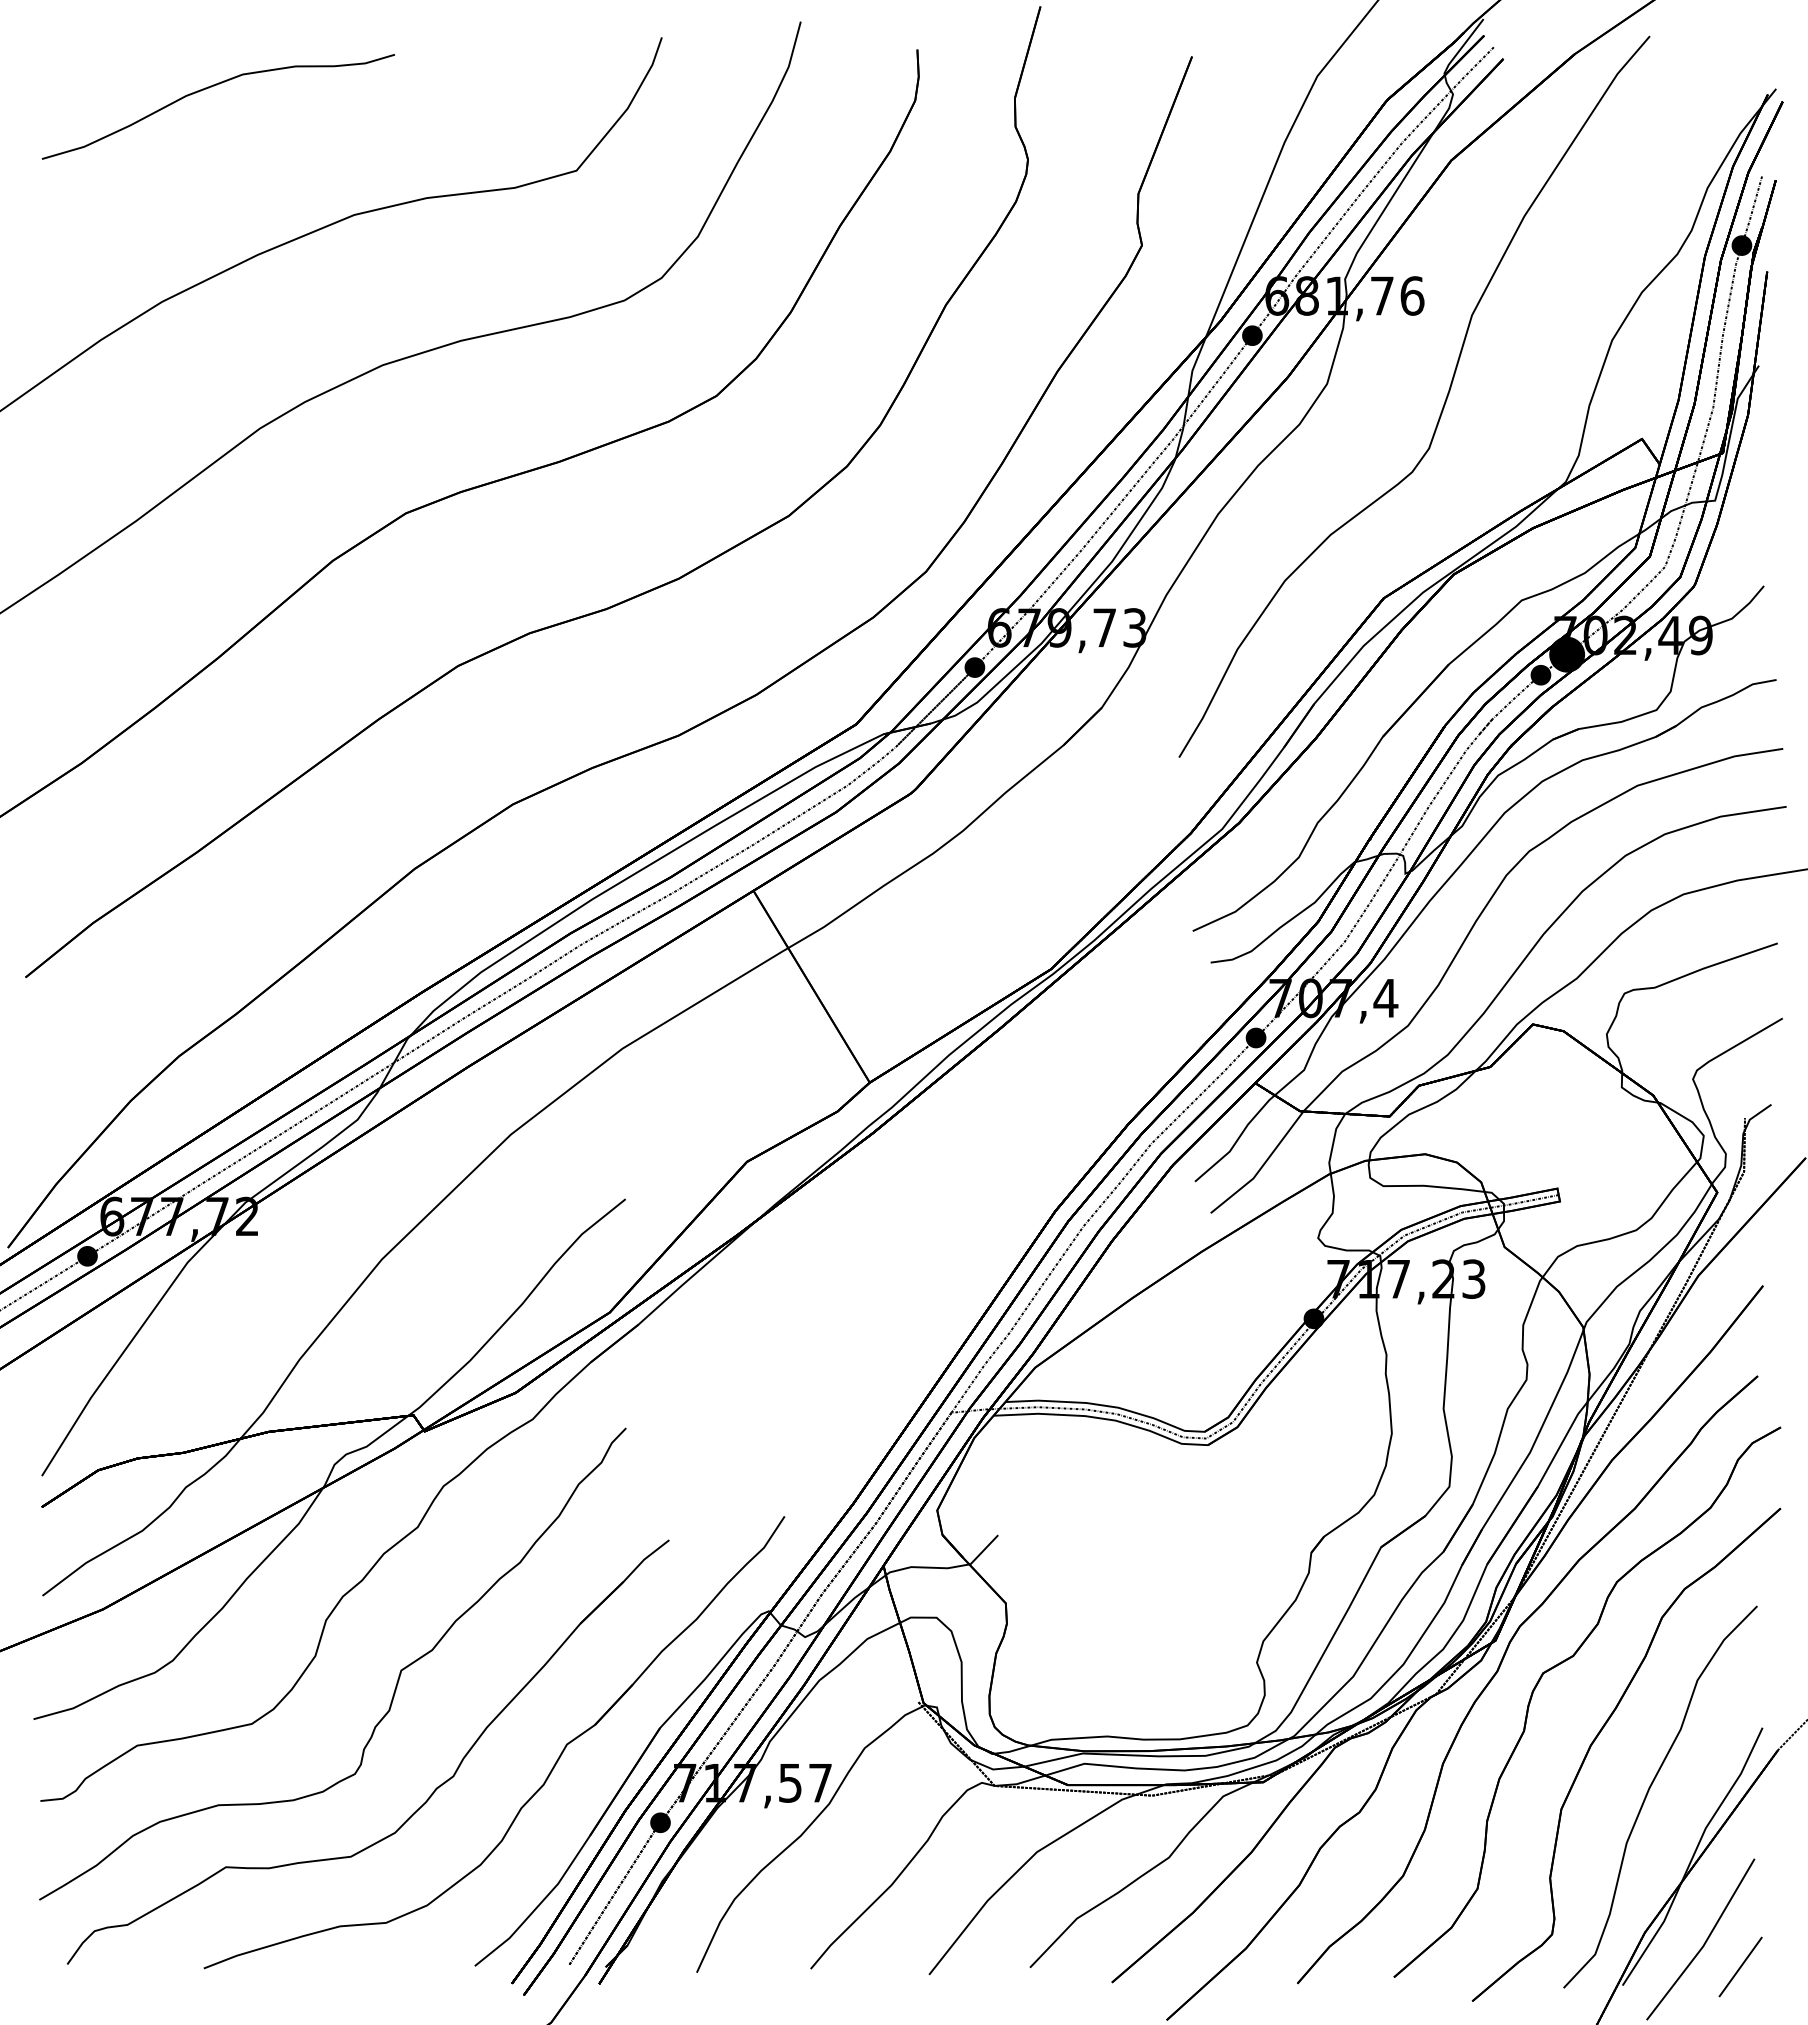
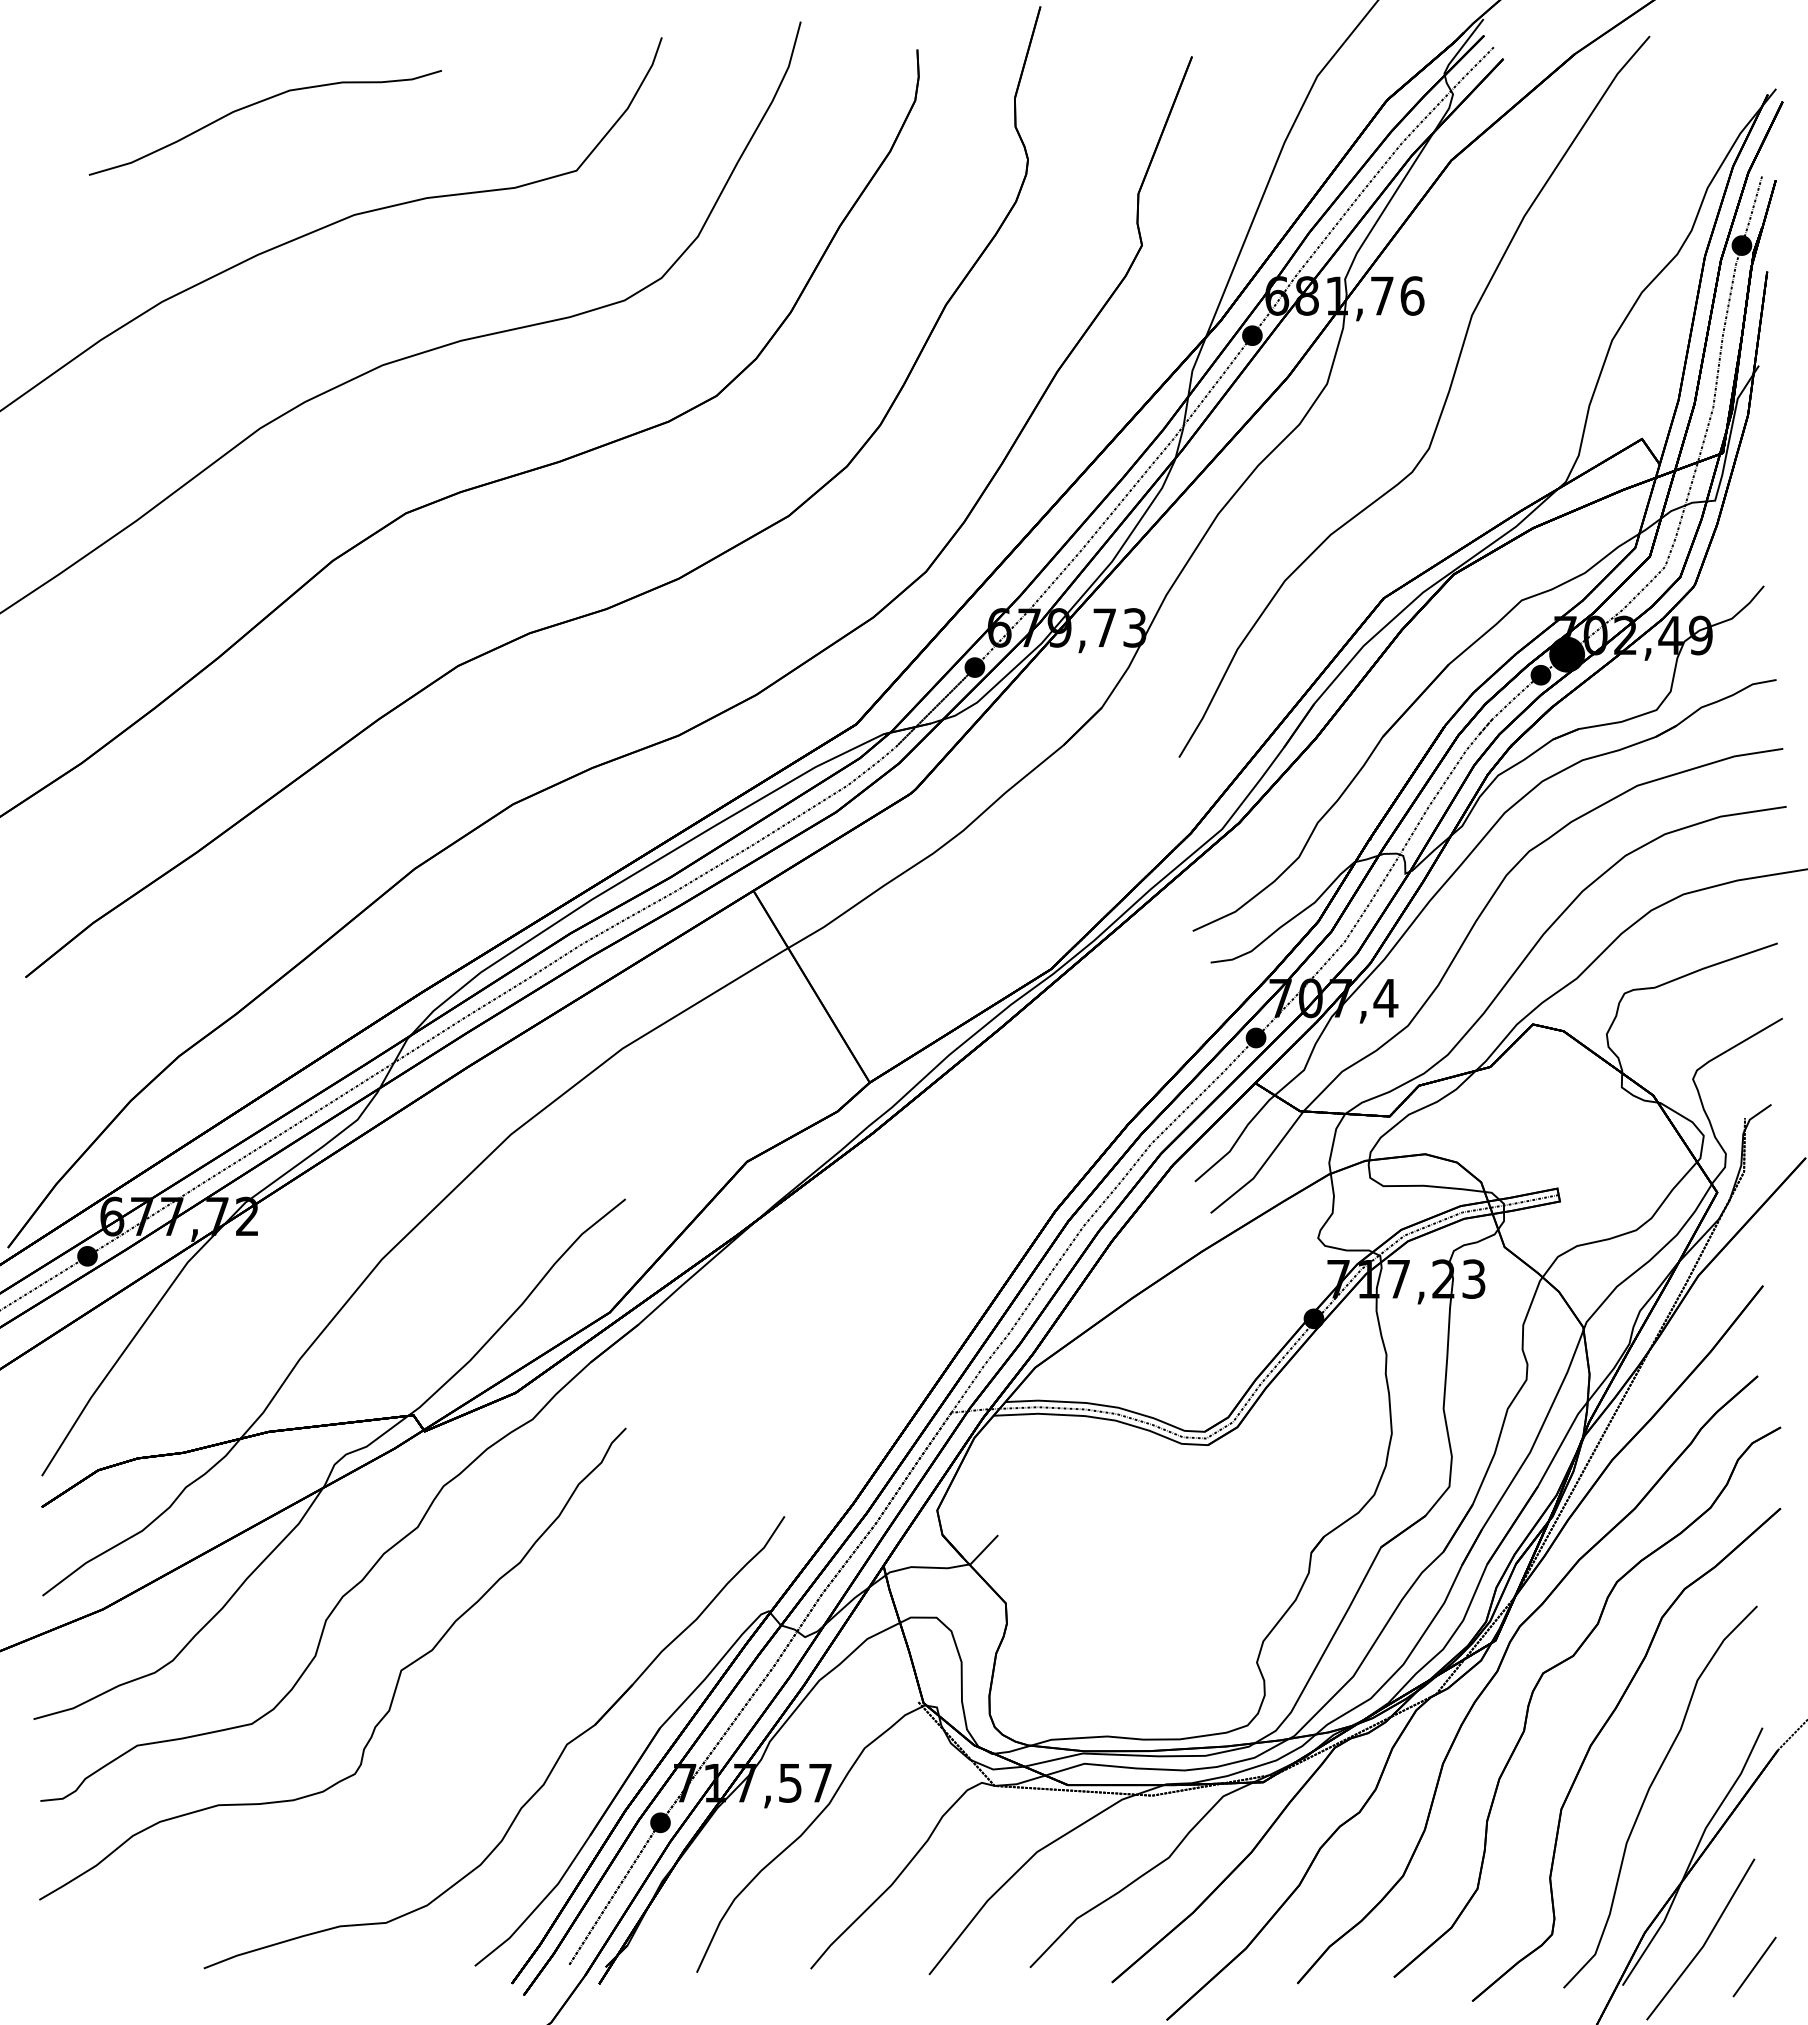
curve position: (209, 88) -> (256, 104) (256, 104)
part: present -> none (426, 1799)
line position: (1740, 1966) -> (1754, 1966) (1754, 1966)
